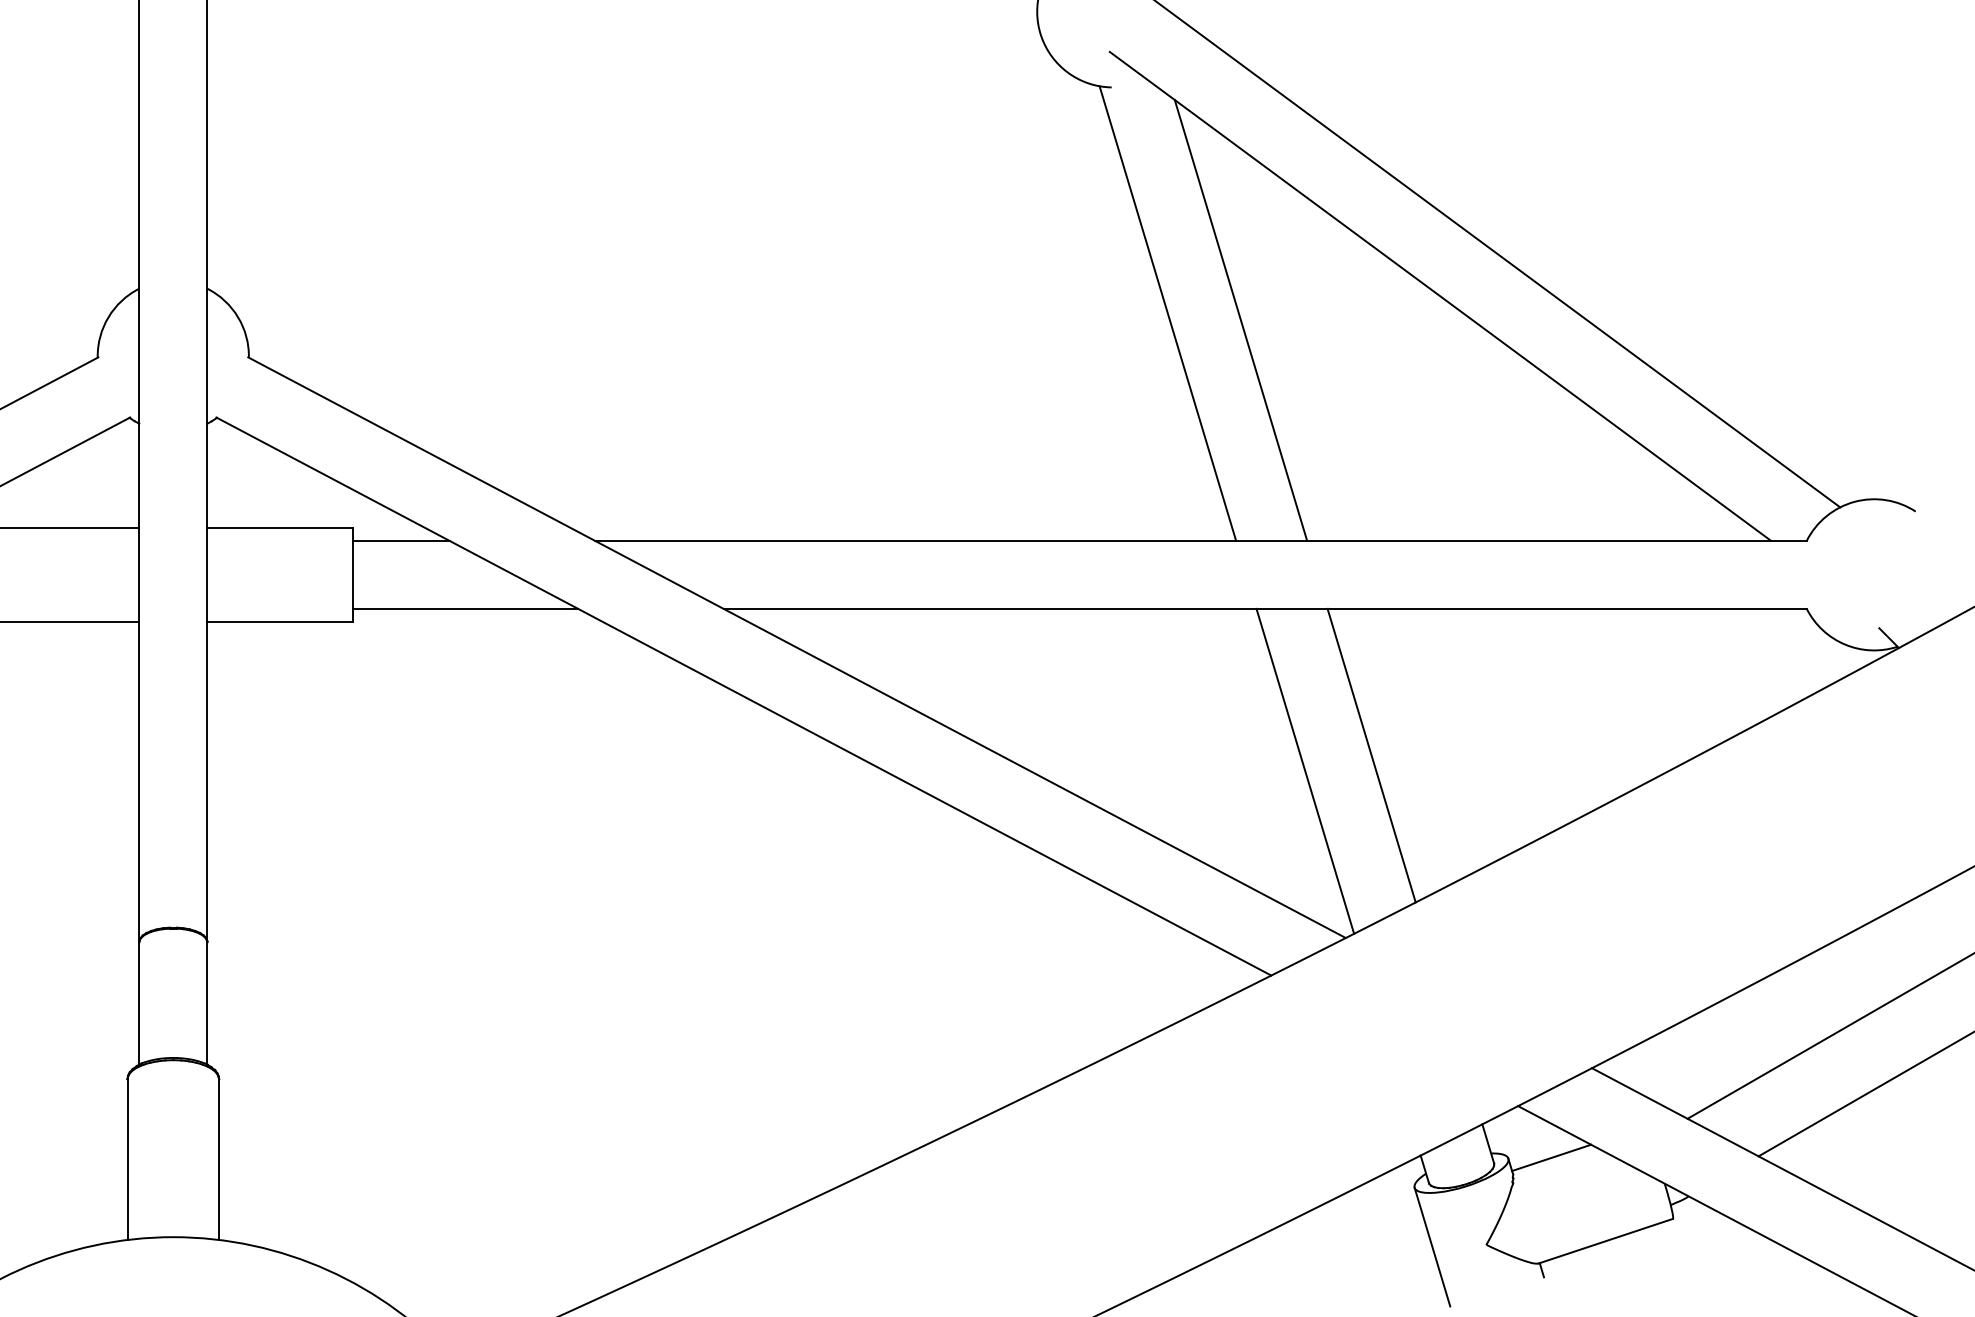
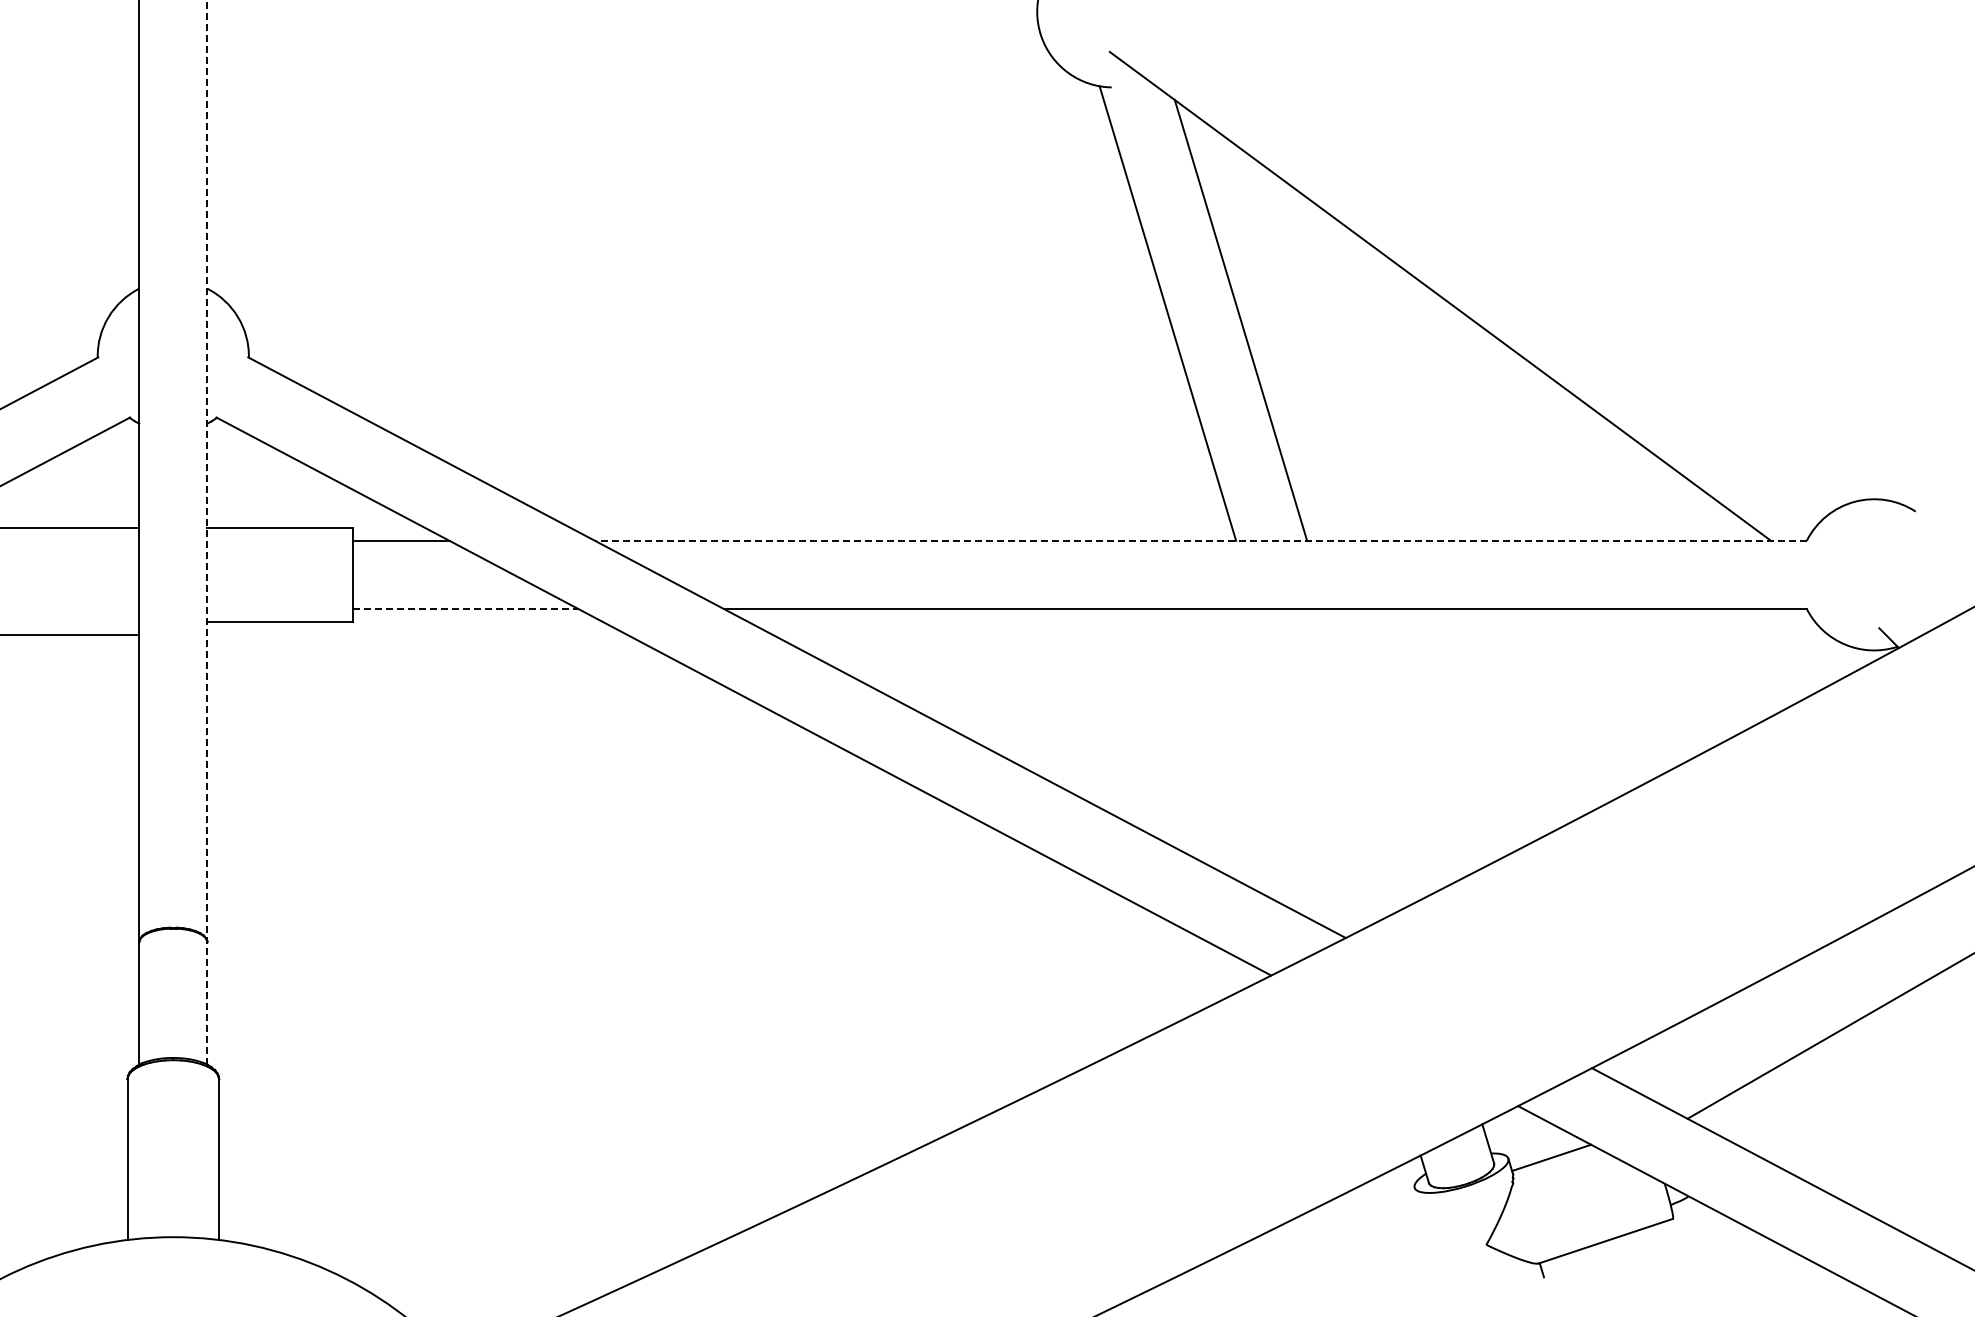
line: present -> none (1498, 254)
line: solid -> dashed (207, 531)
line: solid -> dashed (1200, 540)
line: solid -> dashed (465, 608)
line position: (70, 622) -> (70, 635) (70, 635)
line: present -> none (1371, 755)
line: present -> none (1305, 770)
line: present -> none (1864, 1094)
line: present -> none (1432, 1246)
